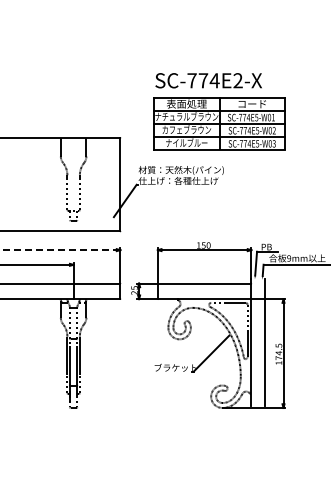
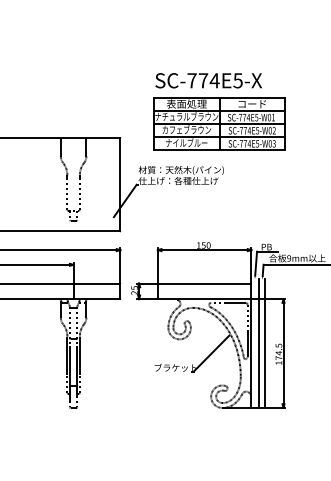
text: SC-774E2-X -> SC-774E5-X (237, 80)
line: dashed -> solid (58, 250)
line: none -> present (259, 342)
